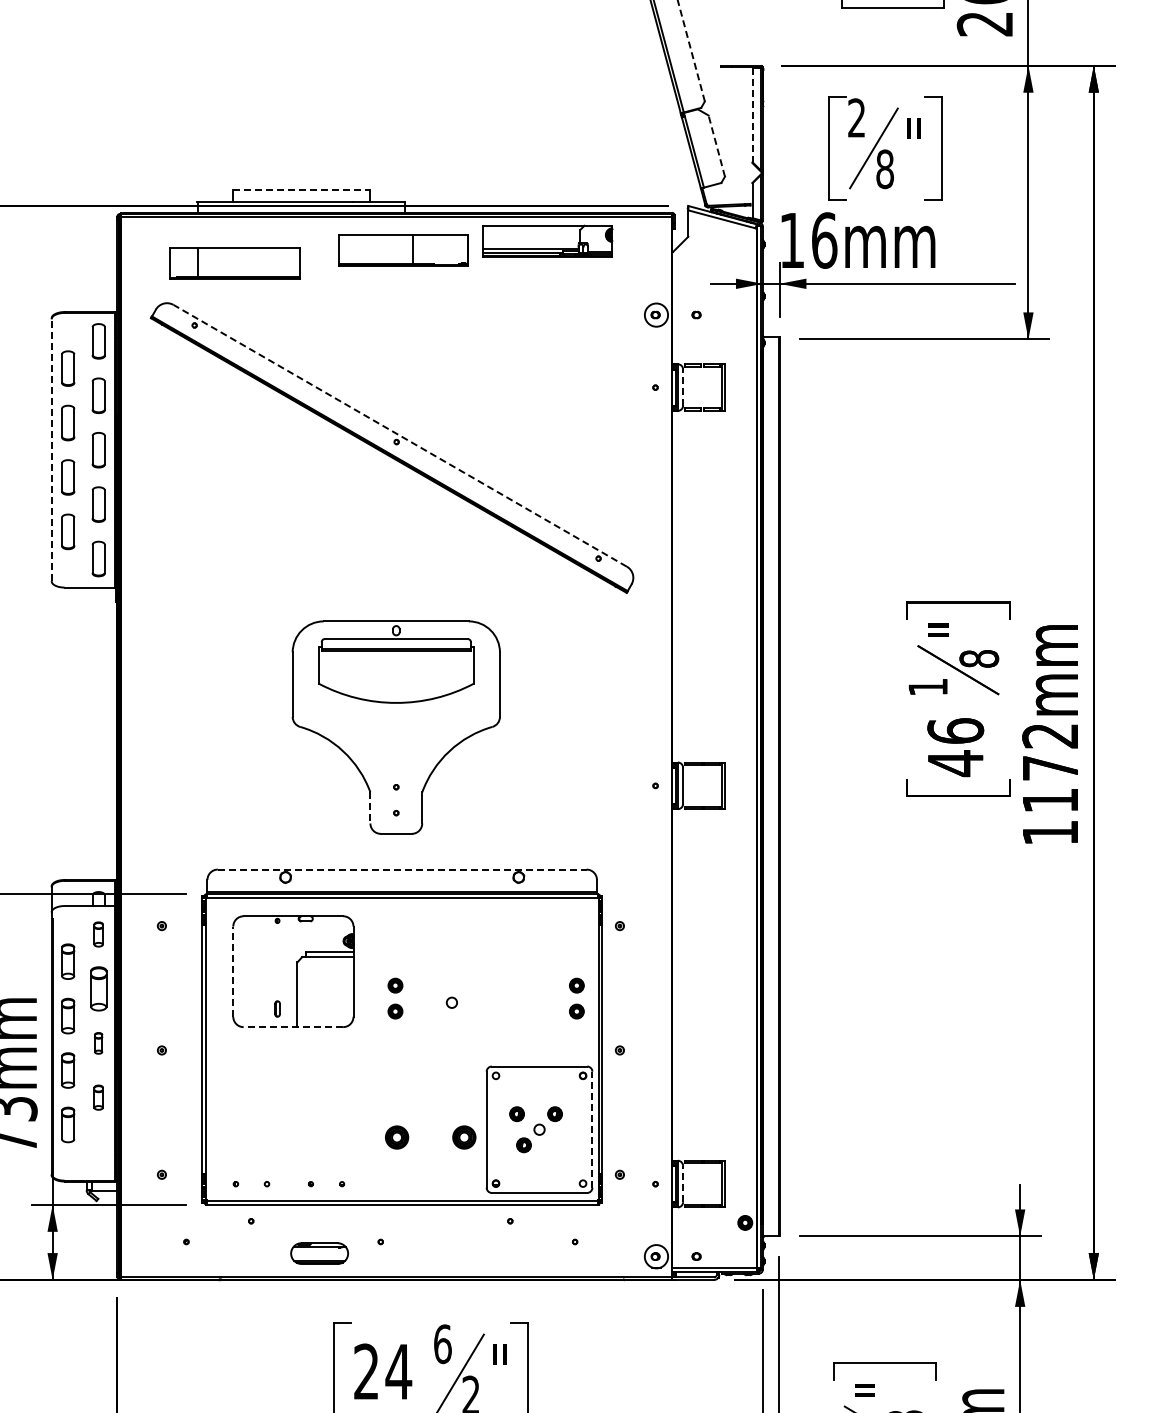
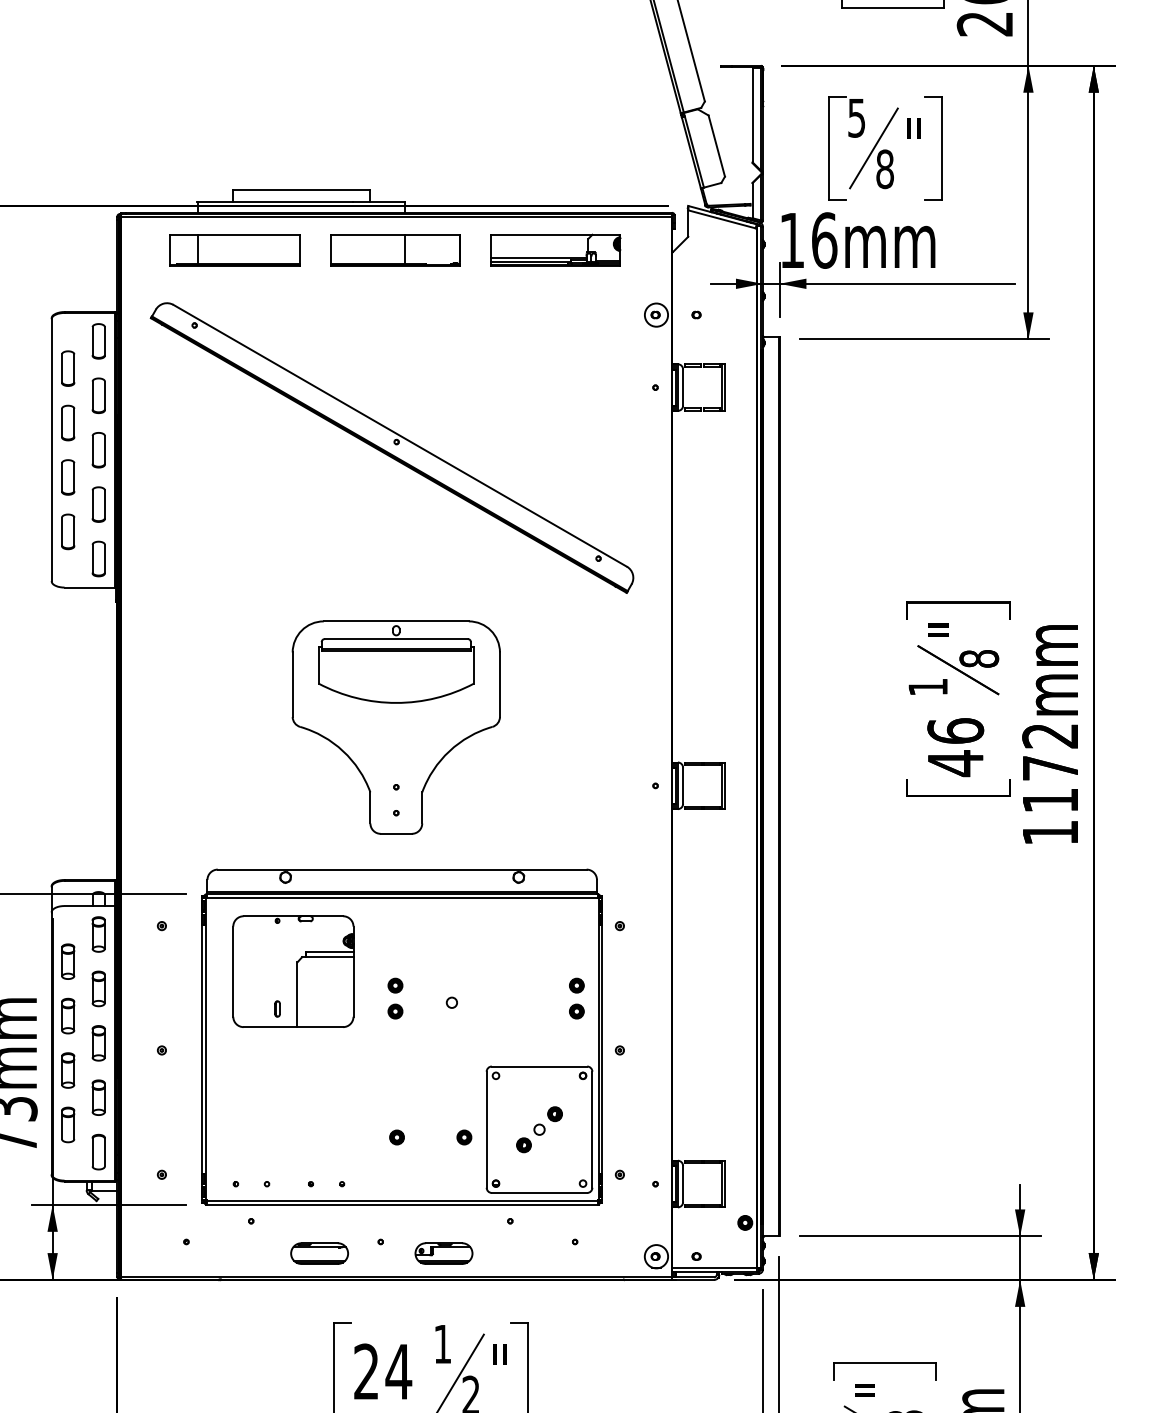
line: dashed -> solid (691, 50)
line: dashed -> solid (752, 115)
text: 2 -> 5 (856, 117)
line: dashed -> solid (716, 146)
line: dashed -> solid (301, 189)
part position: (547, 240) -> (555, 249) (555, 249)
part position: (403, 250) -> (395, 250) (395, 250)
part position: (234, 263) -> (234, 250) (234, 250)
line: dashed -> solid (683, 387)
line: dashed -> solid (400, 435)
line: dashed -> solid (51, 450)
line: dashed -> solid (370, 807)
line: dashed -> solid (402, 869)
part size: 11x27 px -> 15x37 px (98, 934)
line: dashed -> solid (233, 971)
part size: 18x46 px -> 15x38 px (98, 988)
line: dashed -> solid (293, 1027)
part size: 10x23 px -> 15x37 px (98, 1043)
part size: 11x27 px -> 15x37 px (98, 1097)
part: present -> none (516, 1114)
line: dashed -> solid (592, 1129)
part size: 25x25 px -> 16x17 px (396, 1137)
part size: 25x25 px -> 17x17 px (464, 1137)
part: none -> present (98, 1151)
line: dashed -> solid (683, 1183)
part: none -> present (443, 1253)
text: 6 -> 1 (442, 1344)
